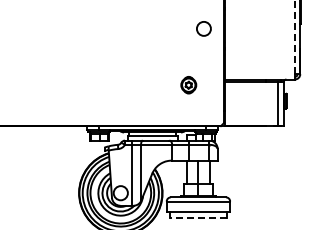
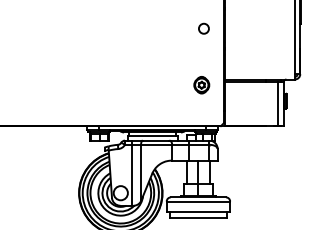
circle size: 16x16 px -> 12x13 px (203, 28)
line: dashed -> solid (294, 37)
part position: (188, 85) -> (201, 85) (201, 85)
line: dashed -> solid (198, 218)
